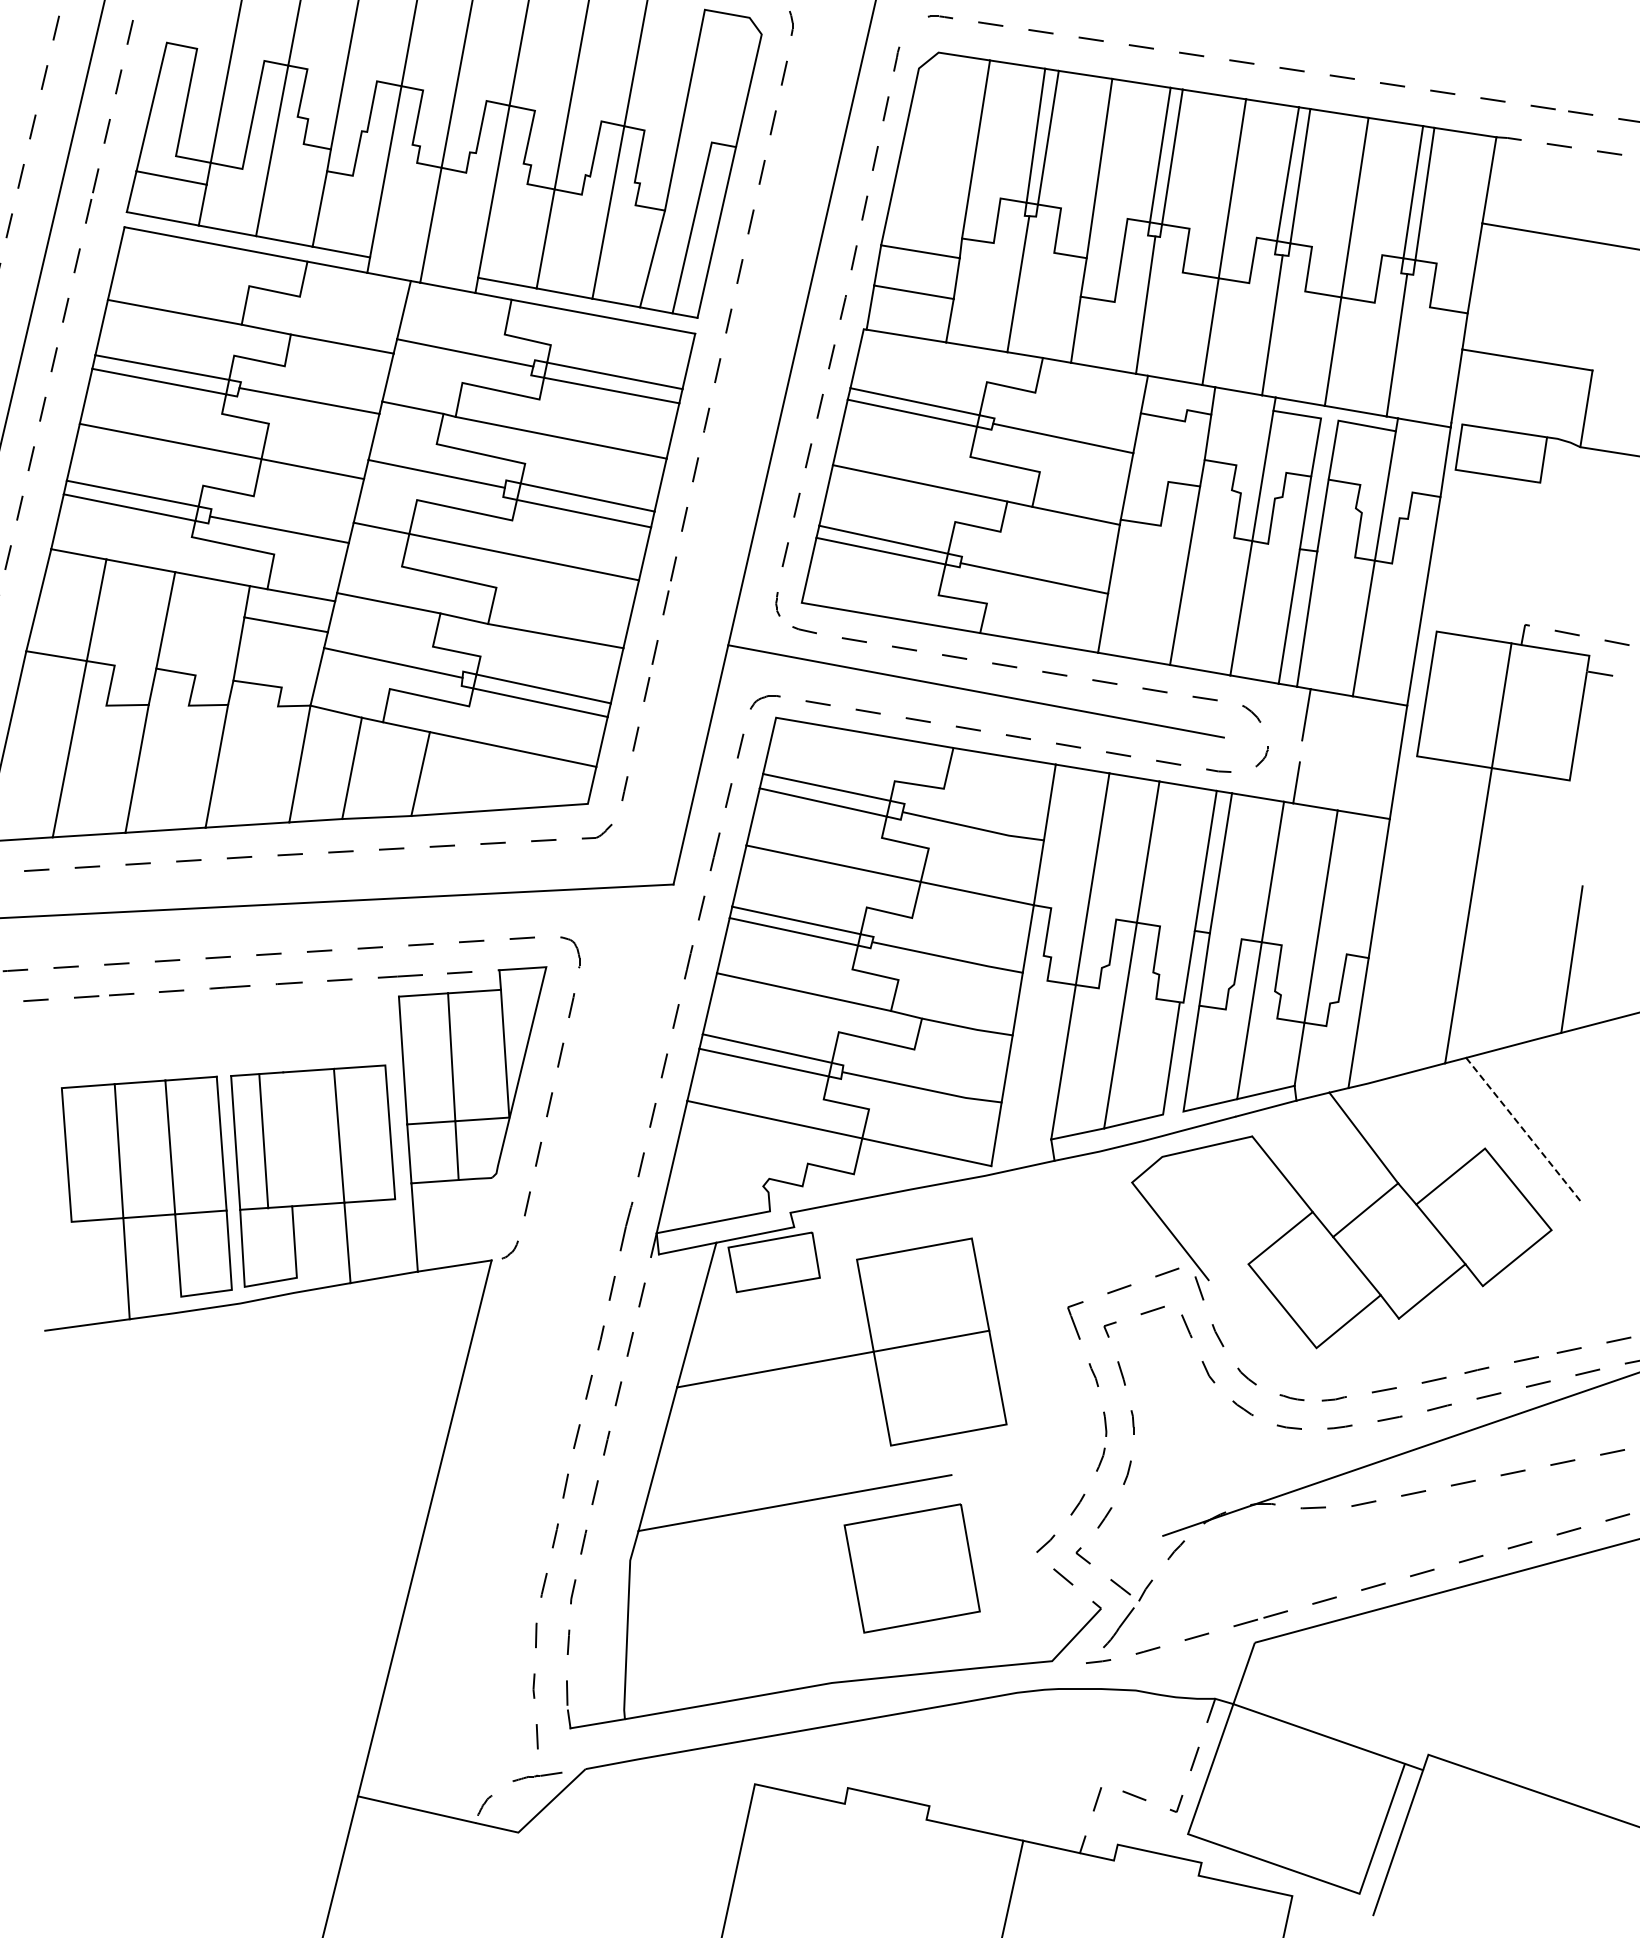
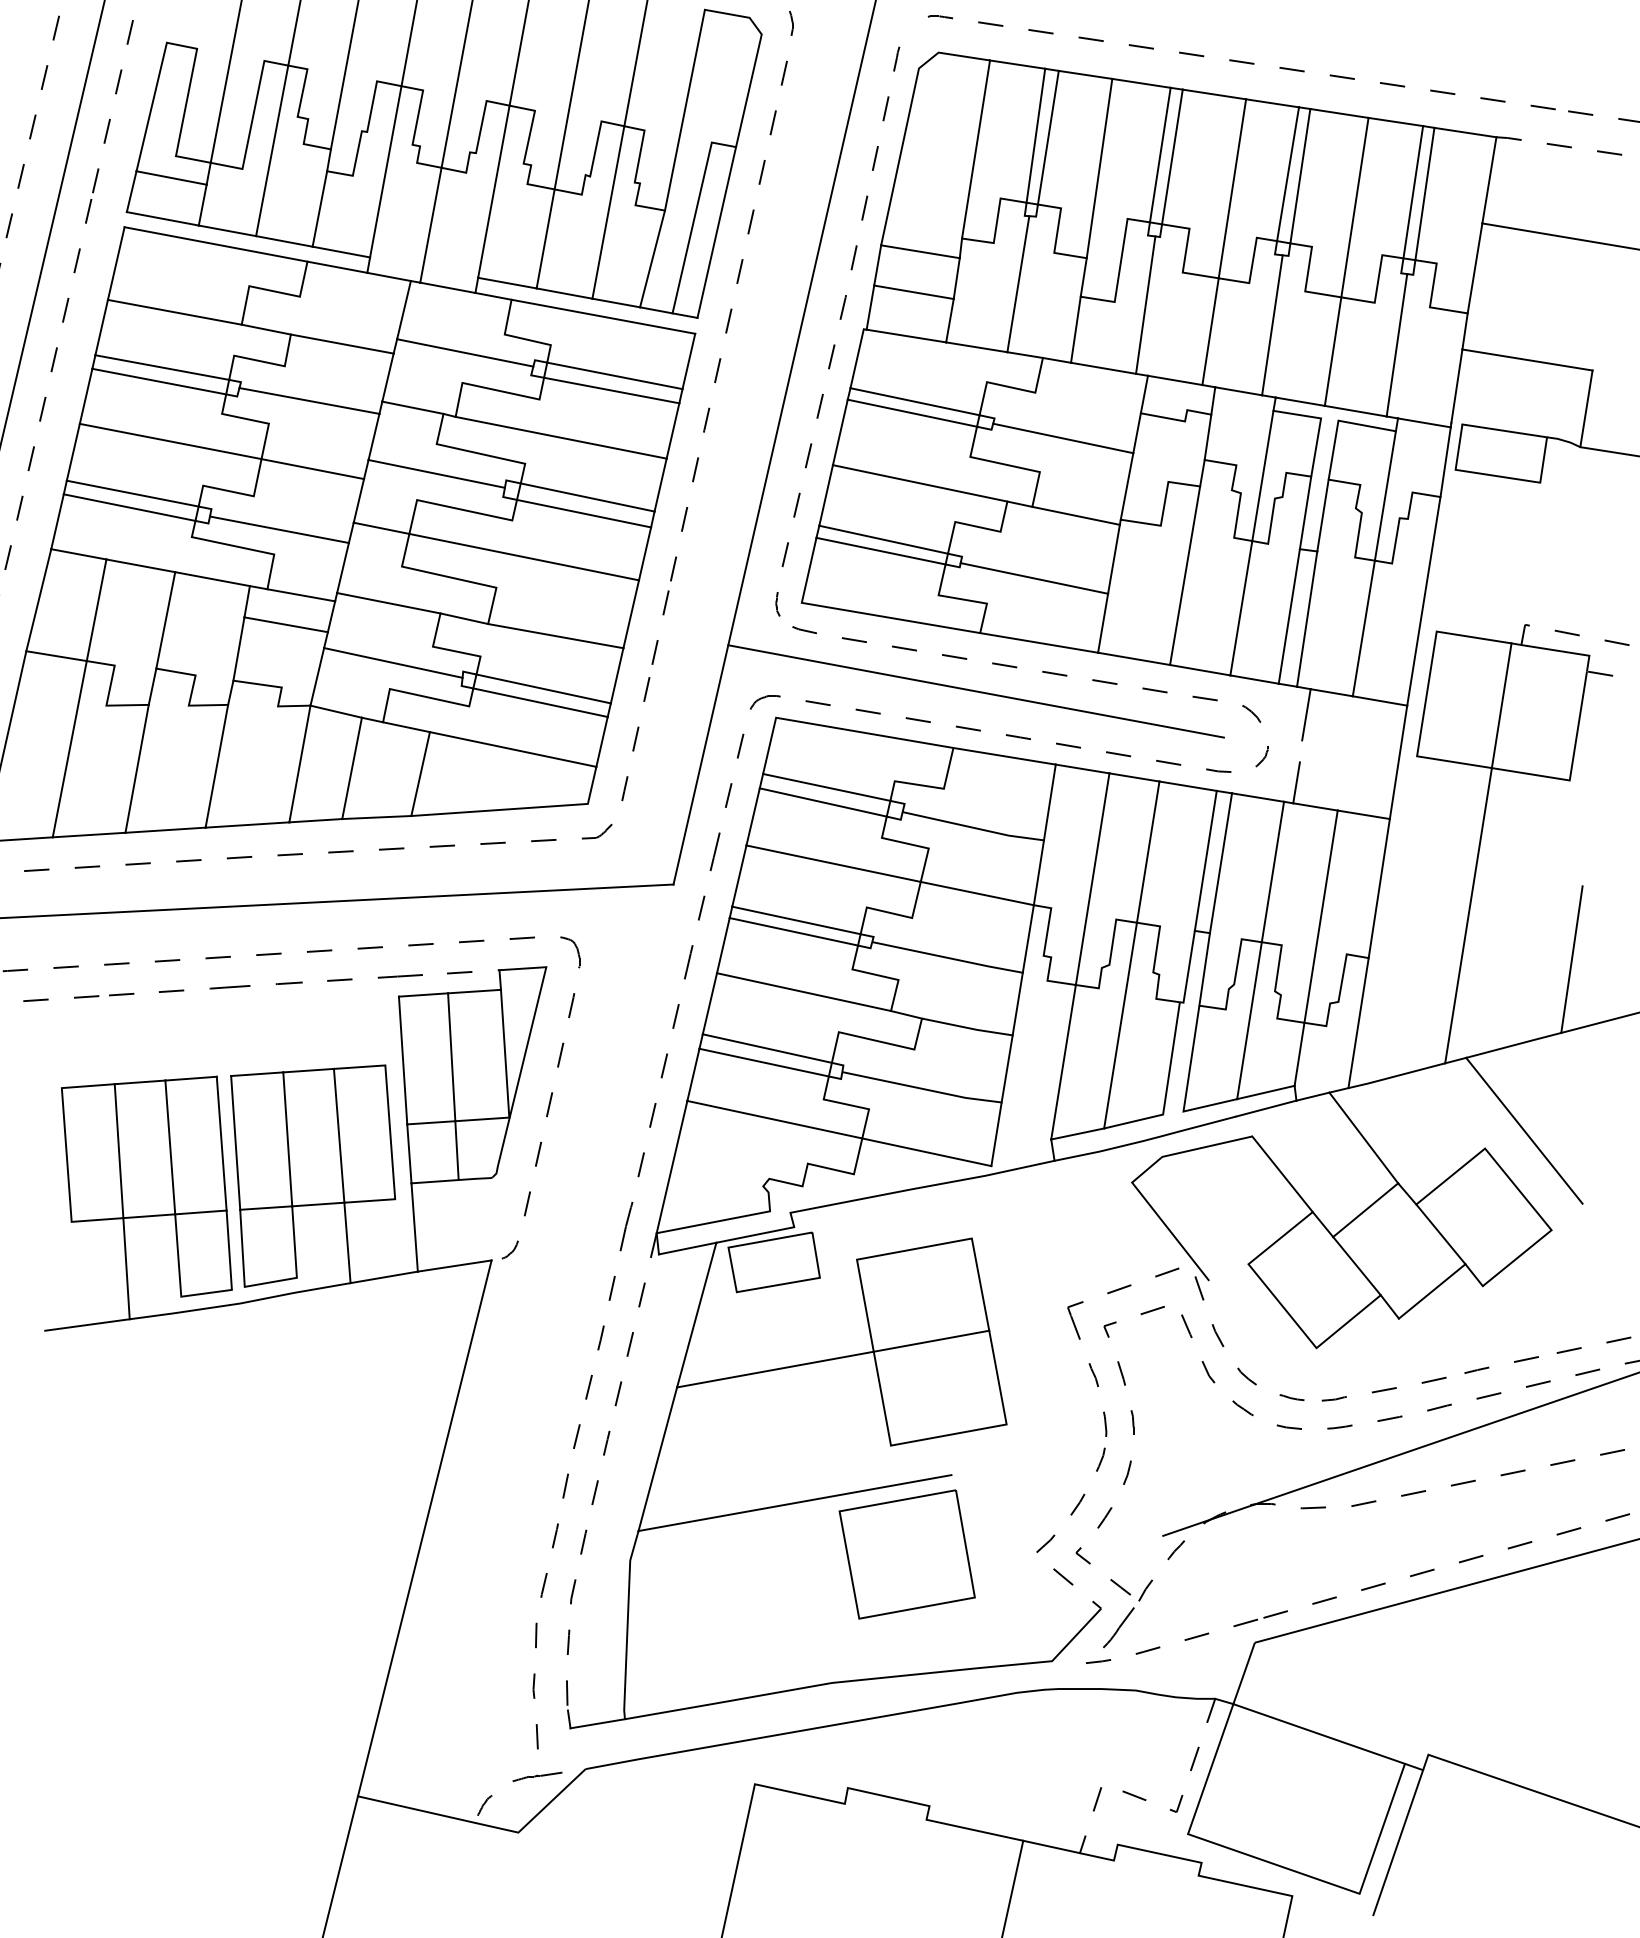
line: dashed -> solid (1524, 1131)
line position: (263, 1141) -> (287, 1139) (287, 1139)
part position: (911, 1568) -> (906, 1554) (906, 1554)
